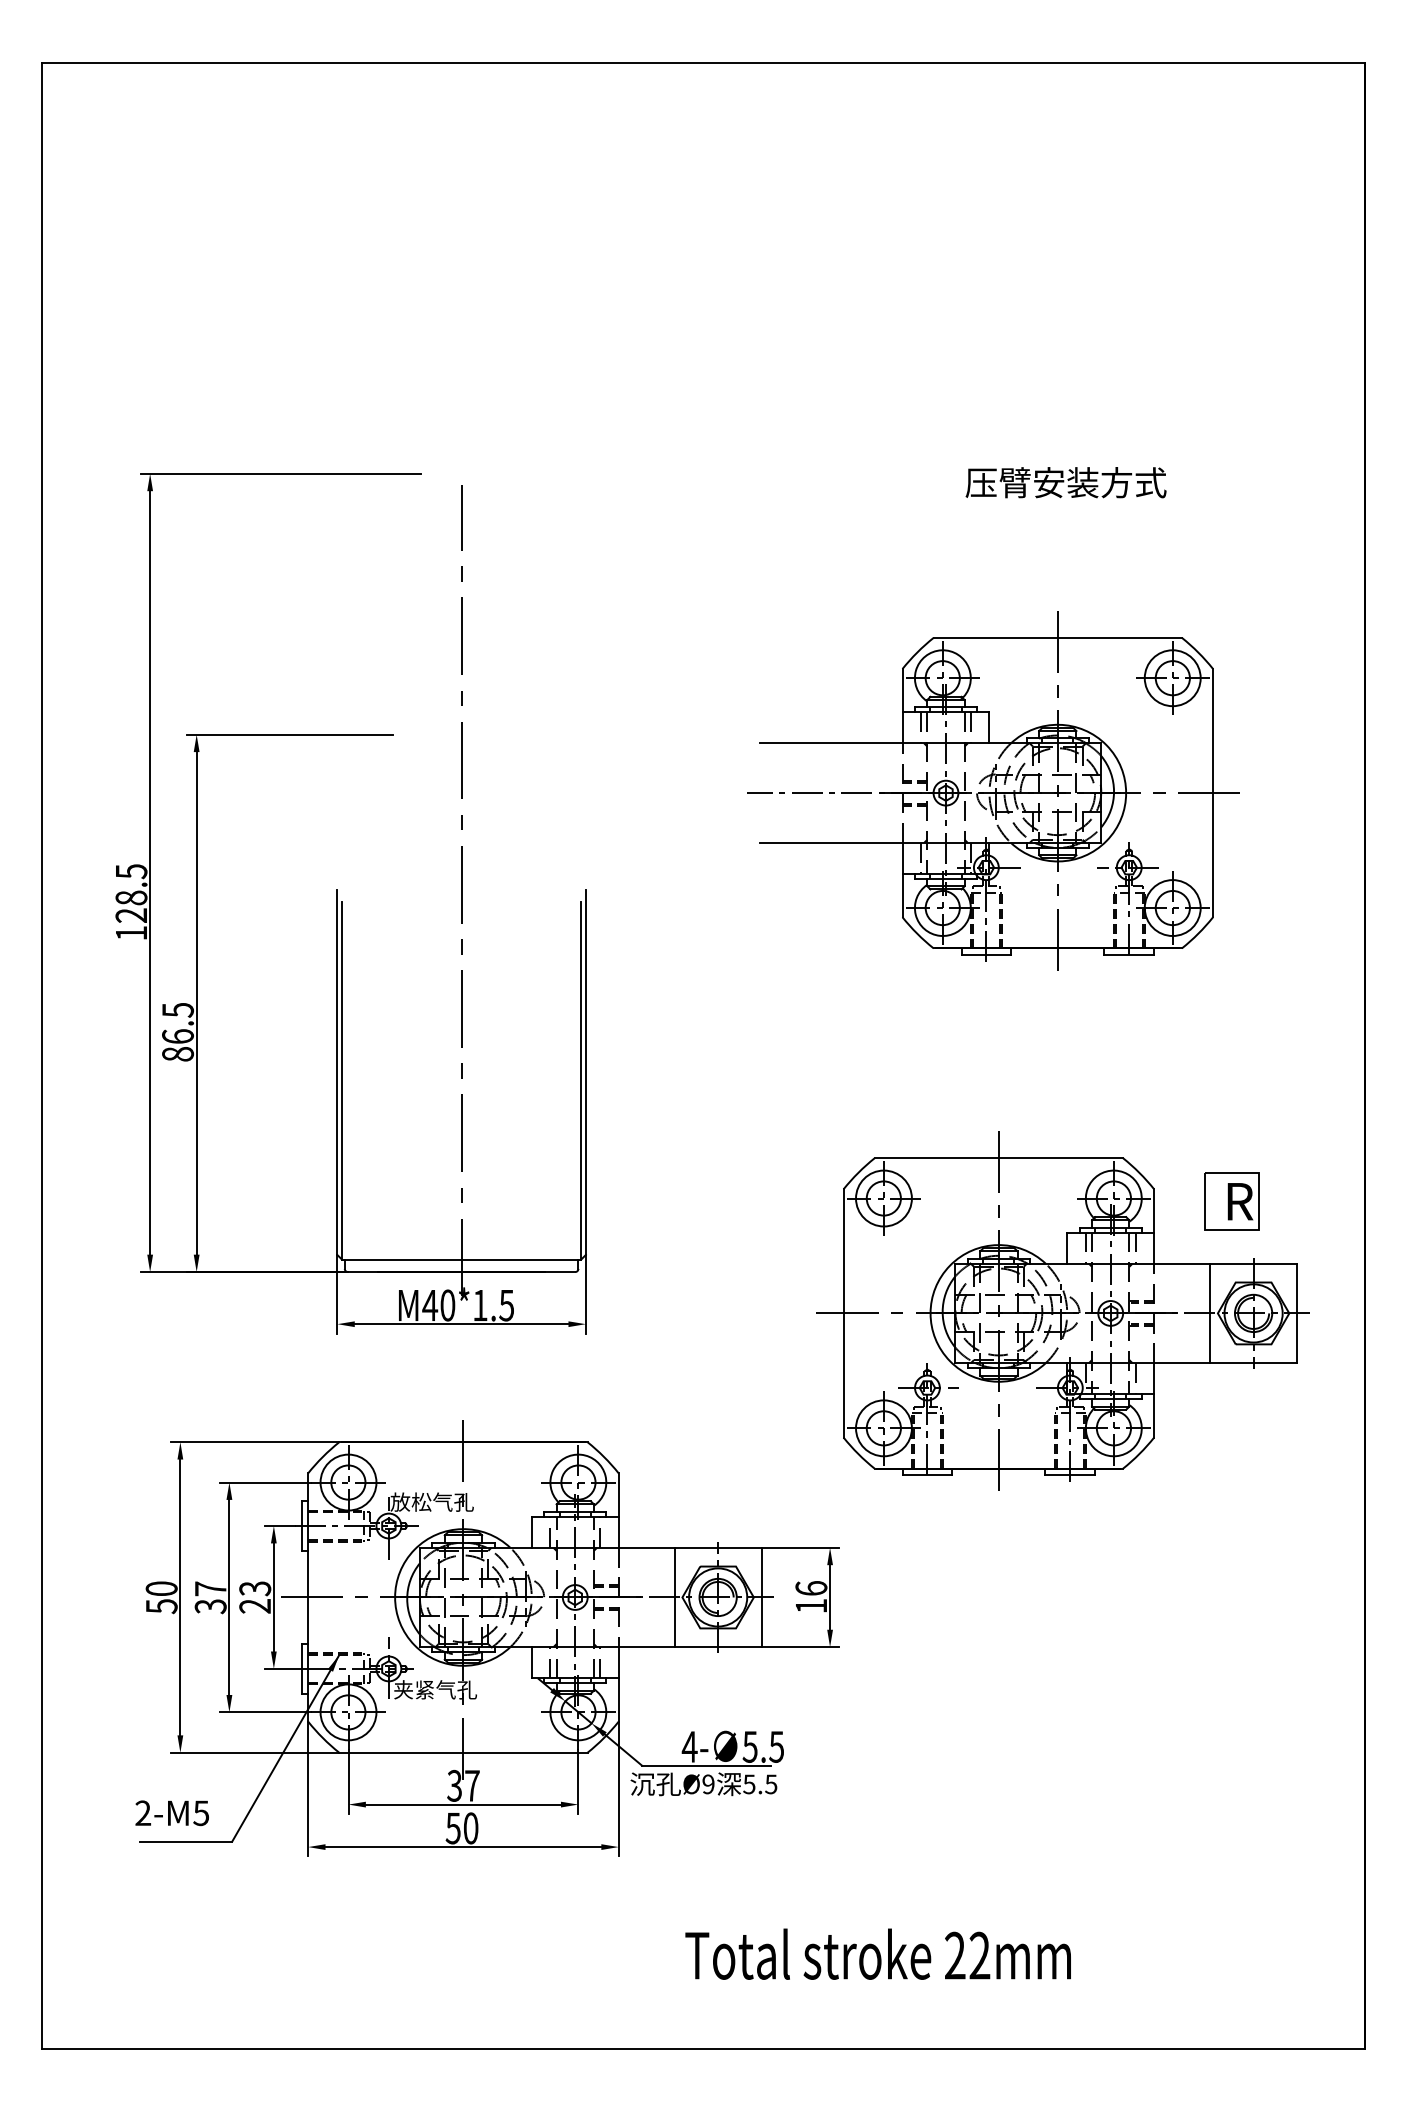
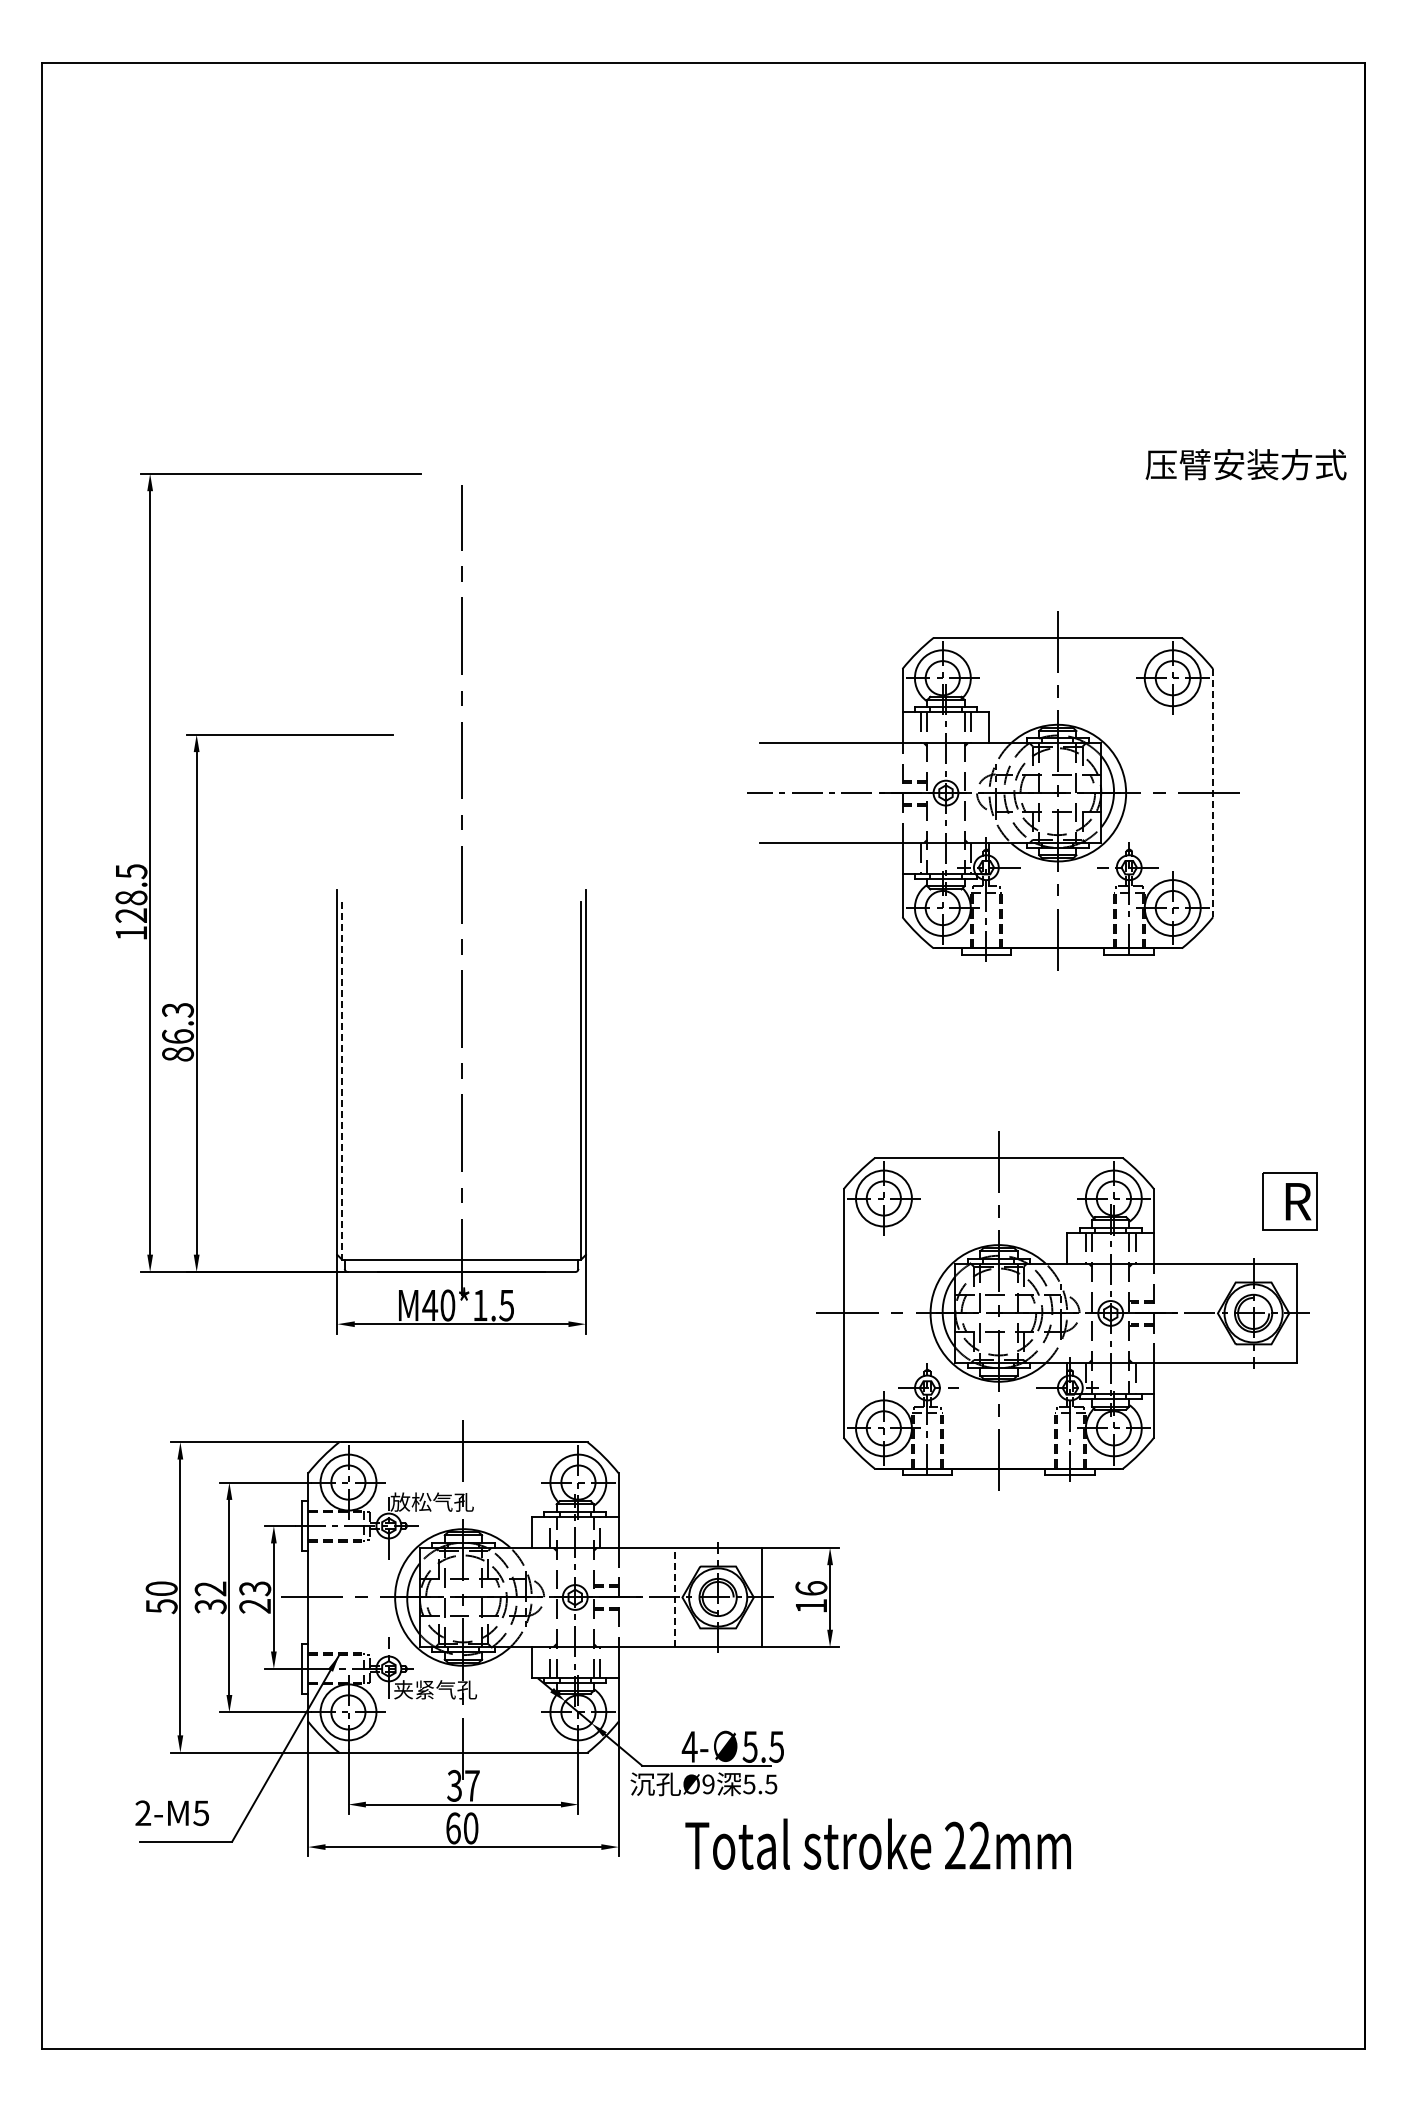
text position: (1065, 482) -> (1245, 464) (1245, 464)
line: solid -> dashed (1213, 793)
text: 86.5 -> 86.3 (177, 1010)
line: solid -> dashed (342, 1081)
part position: (1231, 1201) -> (1289, 1201) (1289, 1201)
line: present -> none (1210, 1313)
text: 37 -> 32 (210, 1588)
line: solid -> dashed (674, 1597)
text: 50 -> 60 (452, 1828)
text position: (877, 1953) -> (877, 1843) (877, 1843)
